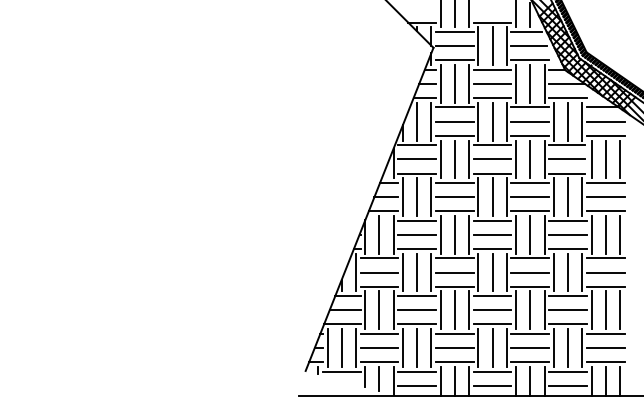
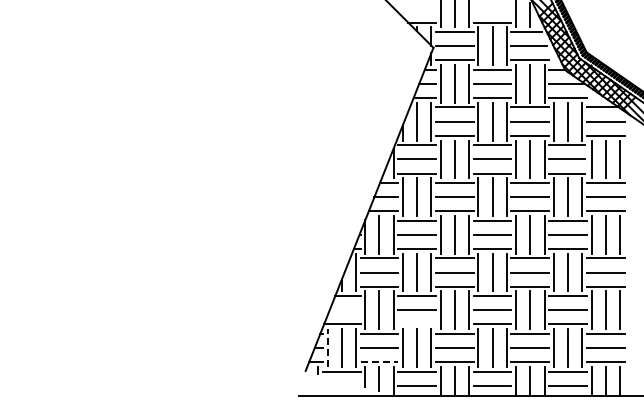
line: present -> none (344, 310)
line: present -> none (416, 324)
line: solid -> dashed (327, 348)
line: solid -> dashed (379, 362)
